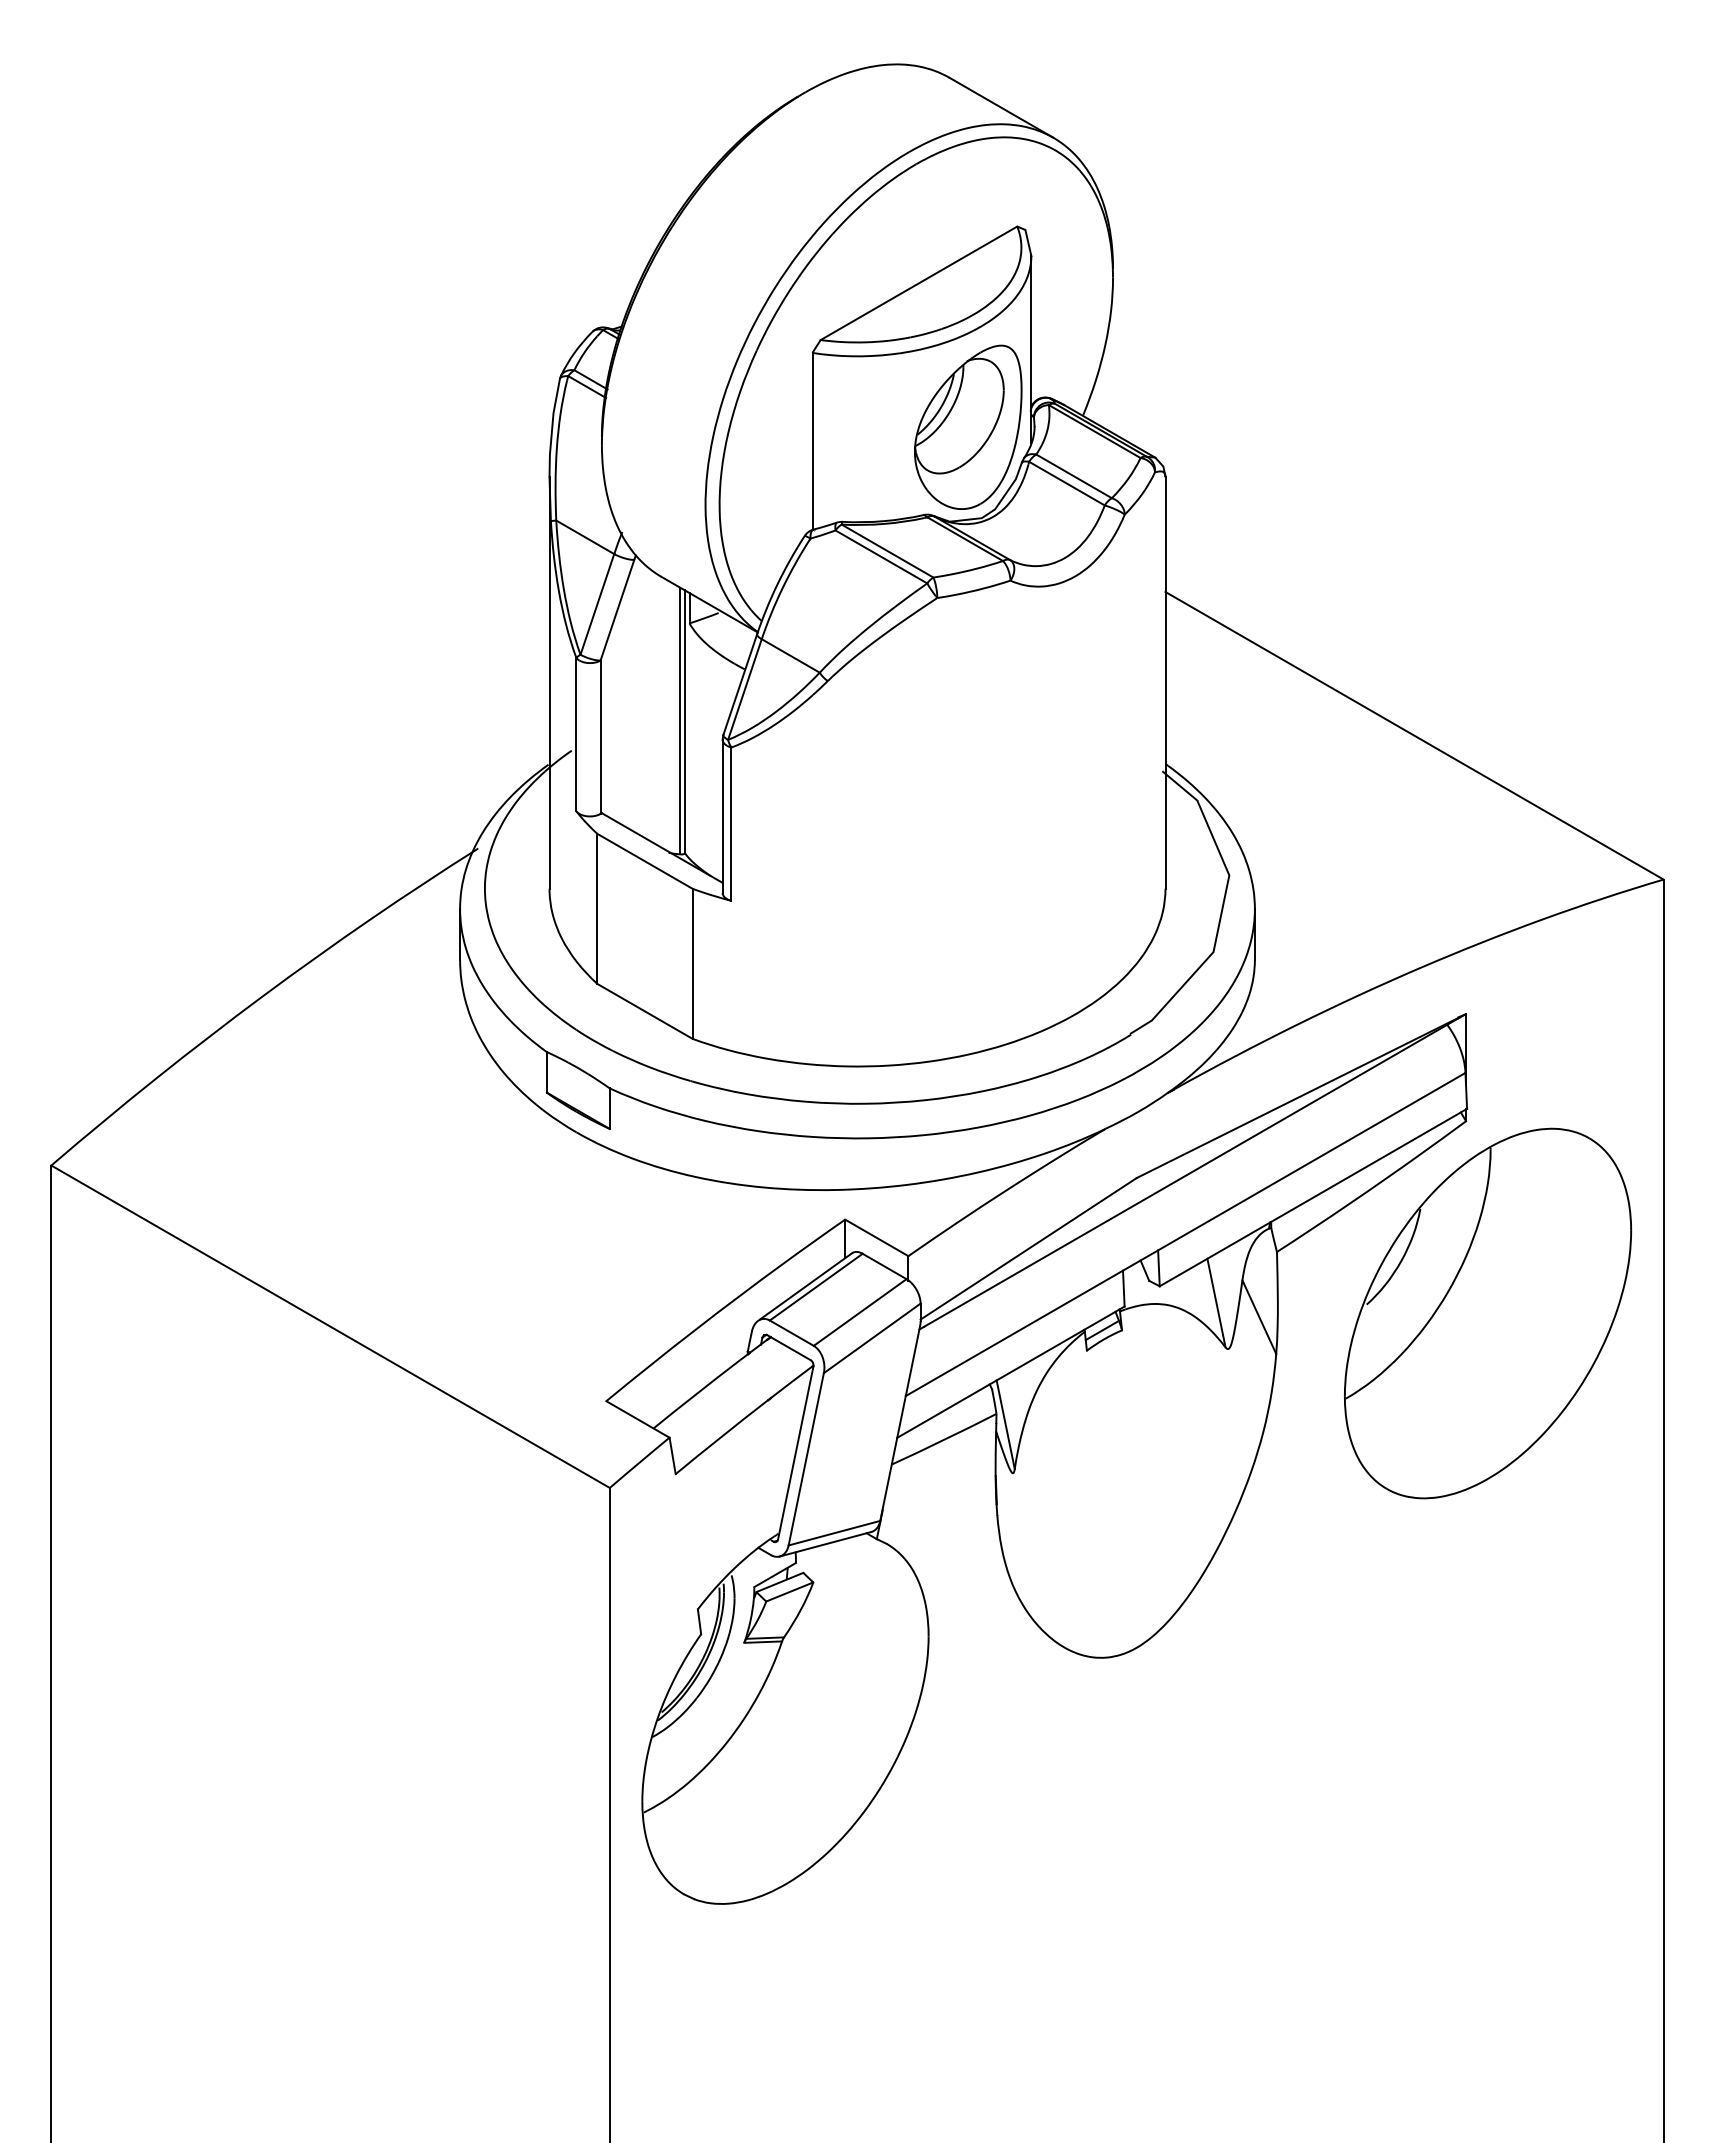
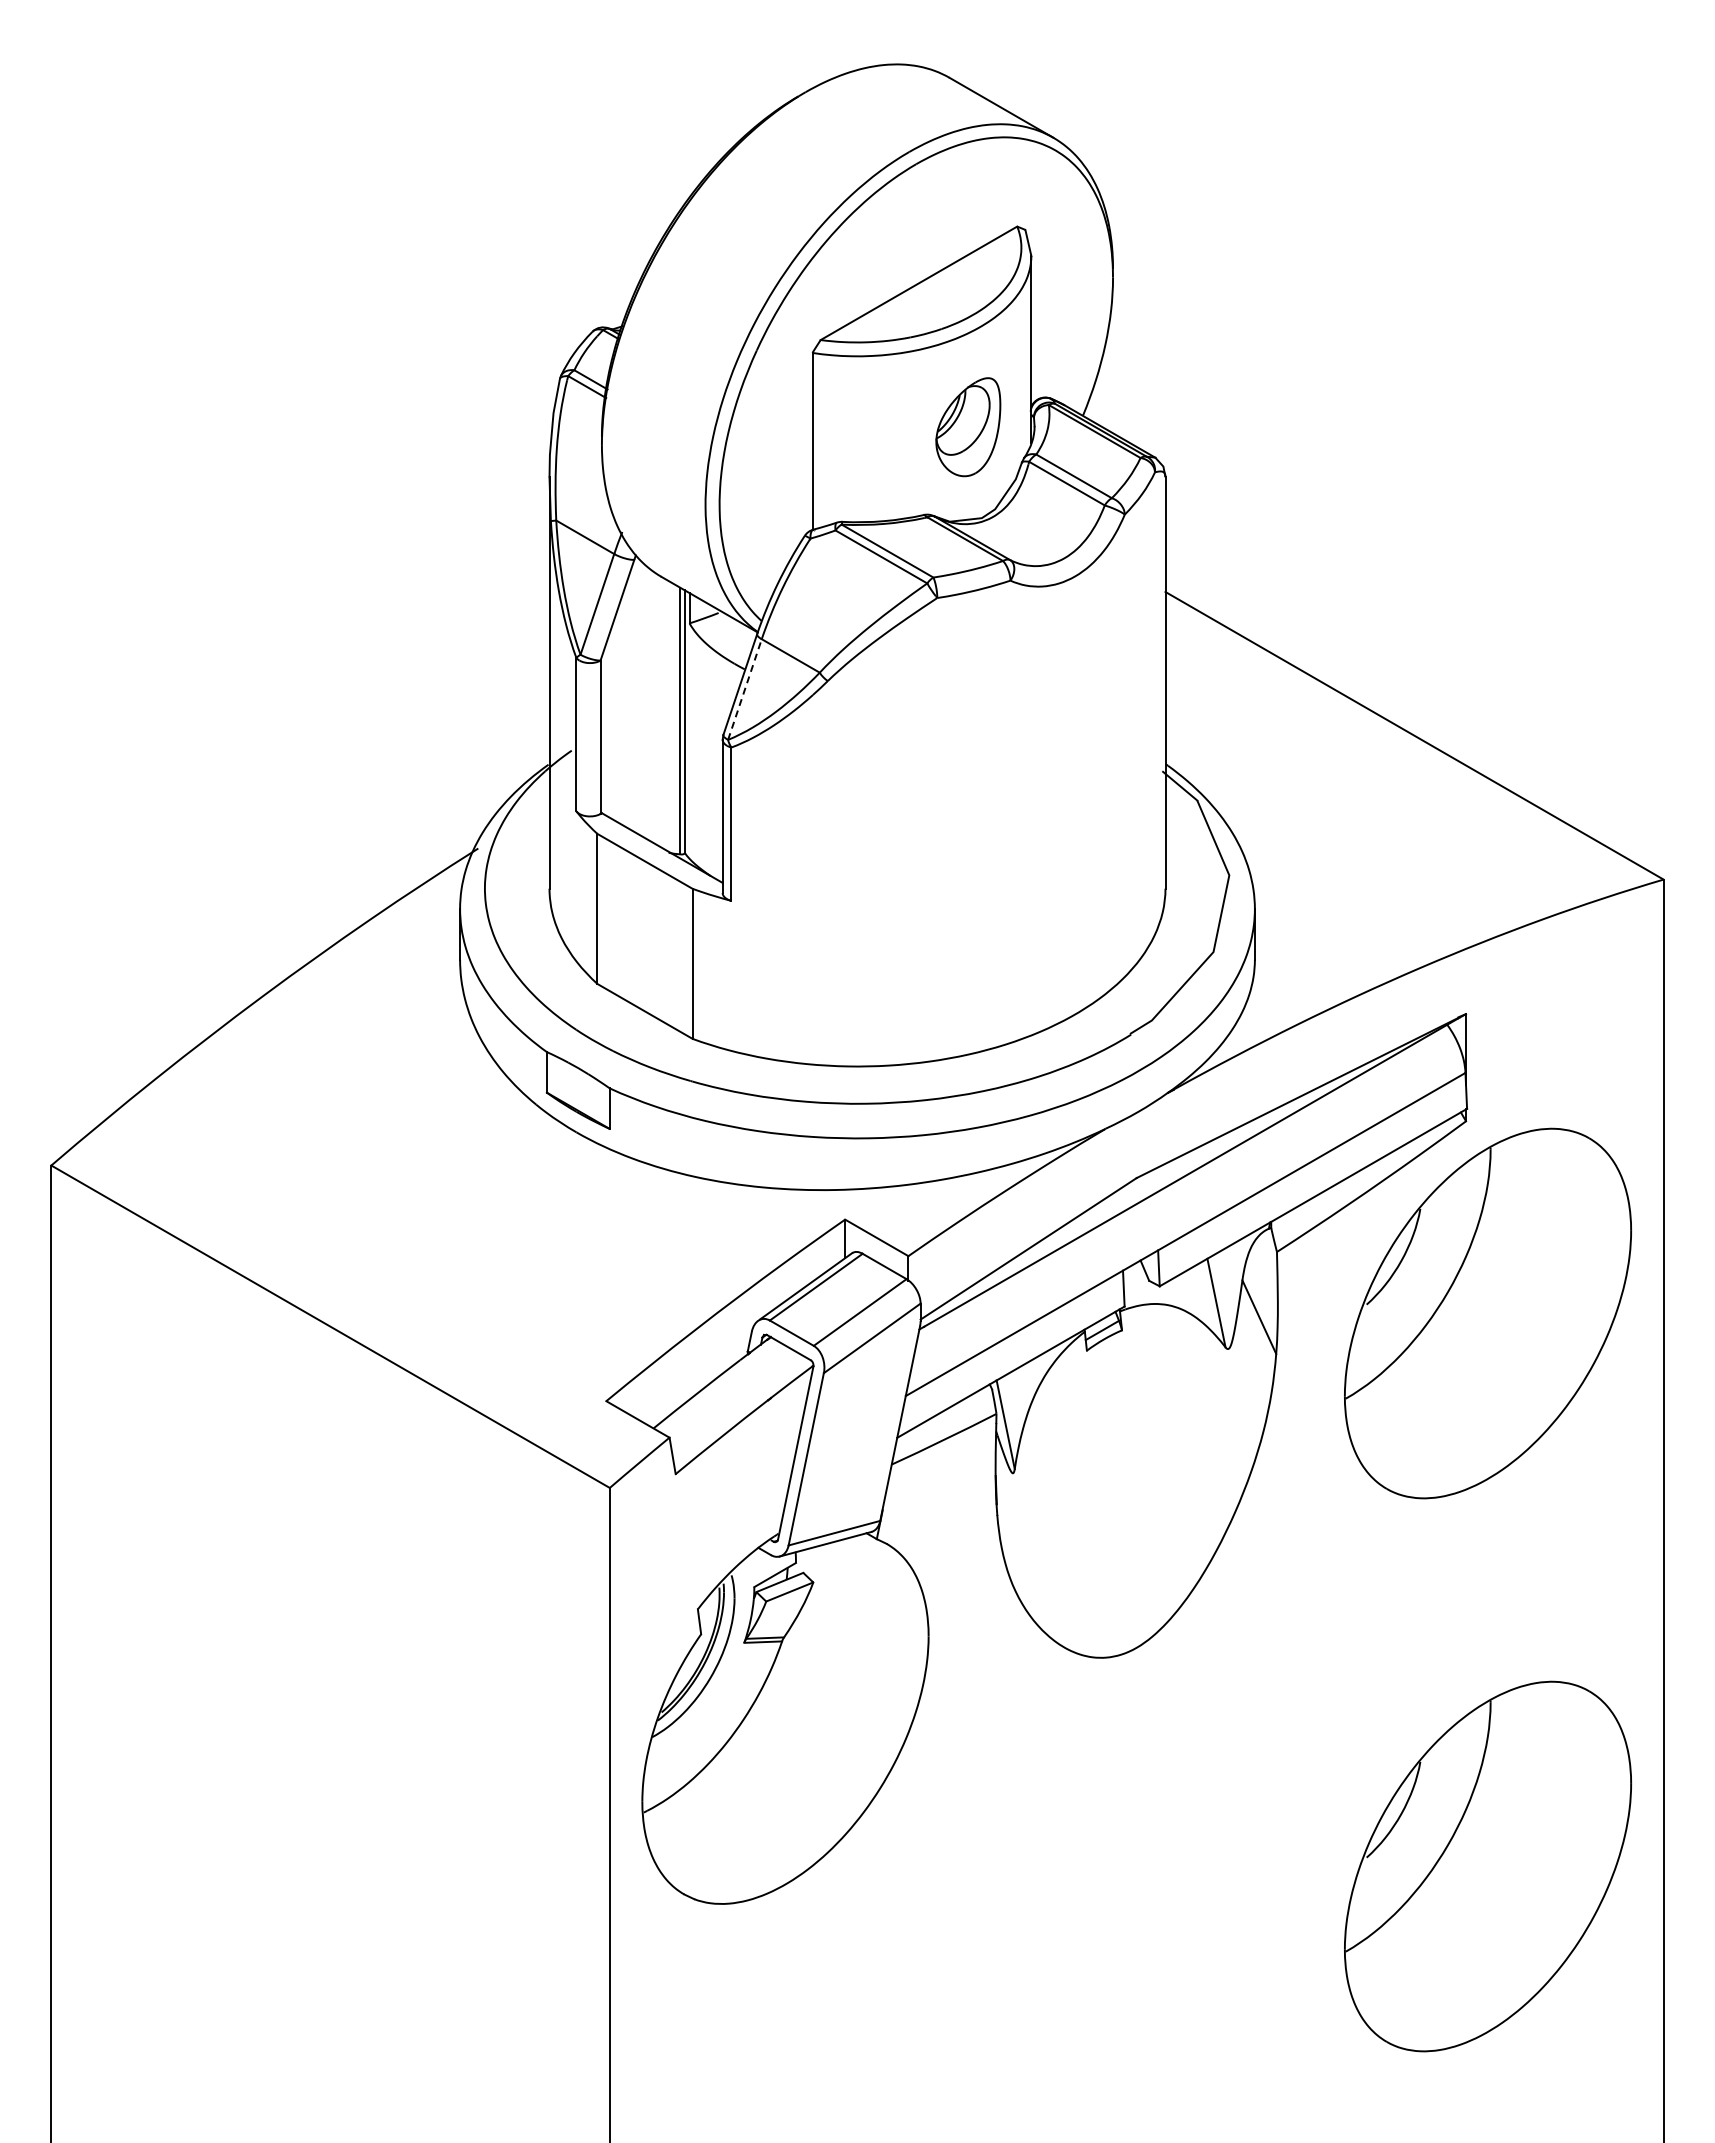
part size: 109x166 px -> 67x101 px (968, 427)
line: solid -> dashed (745, 689)
part: none -> present (1487, 1866)
